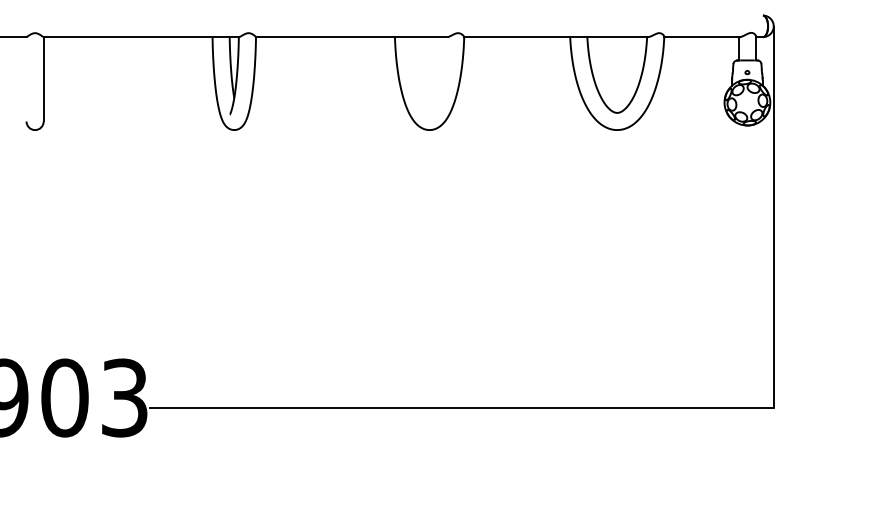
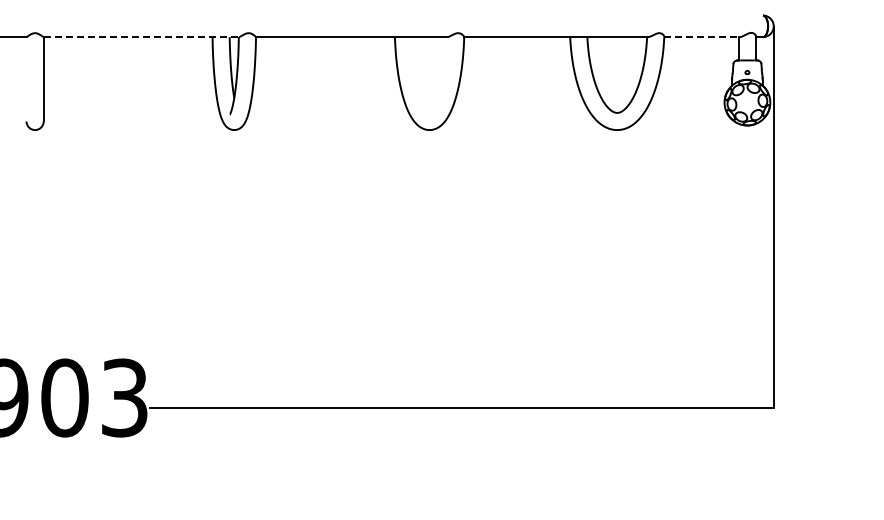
line: solid -> dashed (141, 37)
line: solid -> dashed (702, 37)
